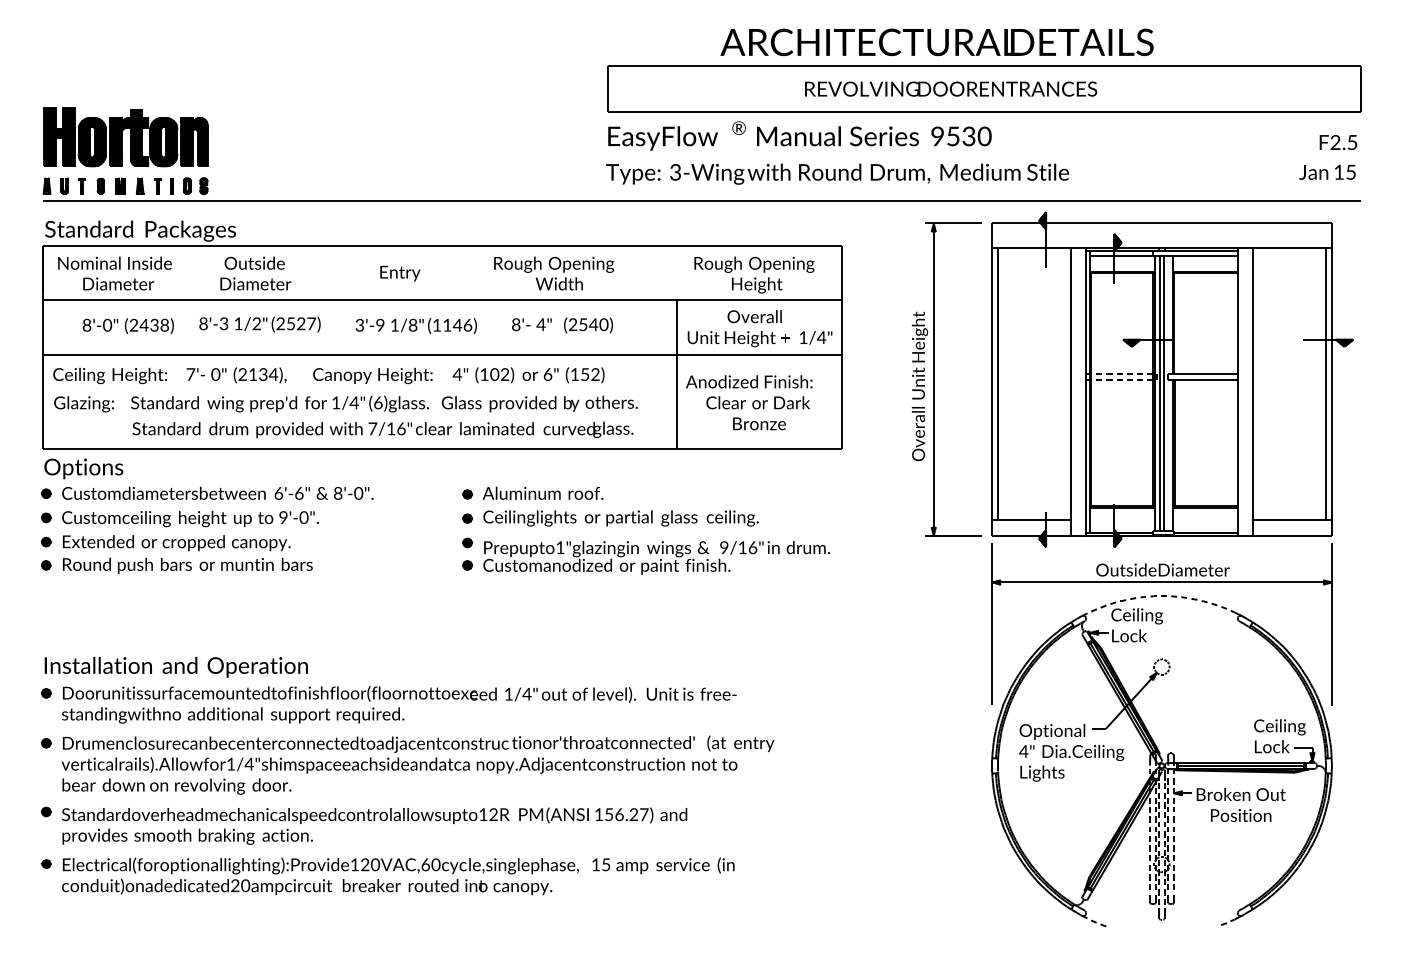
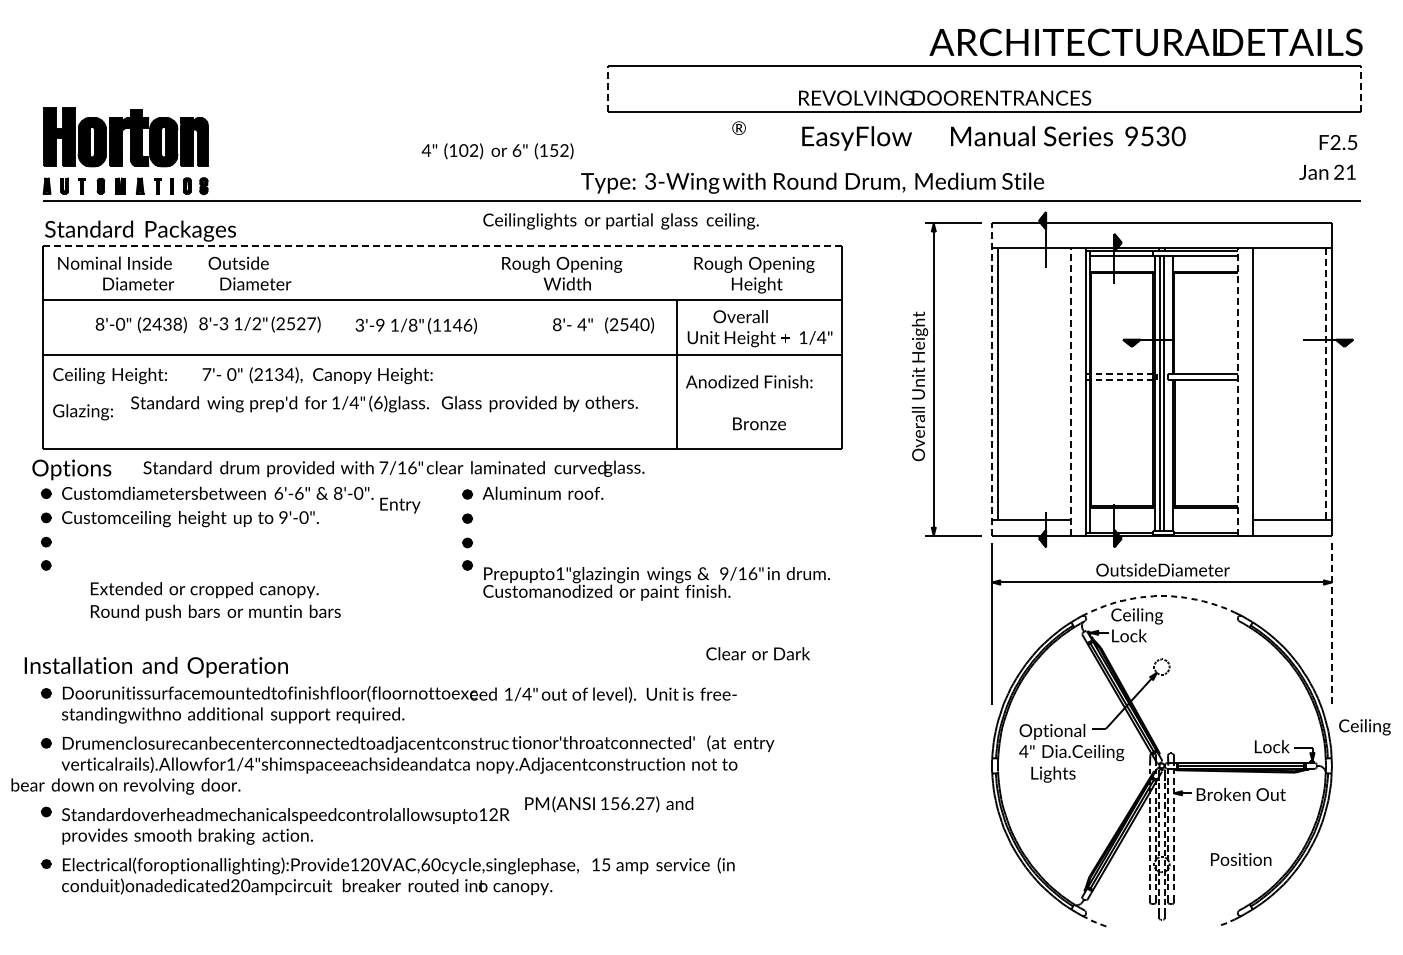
text position: (936, 42) -> (1145, 42) (1145, 42)
text position: (951, 88) -> (945, 97) (945, 97)
line: solid -> dashed (607, 89)
line: solid -> dashed (1360, 89)
text position: (799, 138) -> (993, 138) (993, 138)
text: 15 -> 21 (1344, 171)
text position: (837, 173) -> (812, 182) (812, 182)
line: solid -> dashed (442, 245)
text position: (254, 262) -> (238, 262) (238, 262)
text position: (400, 273) -> (400, 505) (400, 505)
text position: (554, 273) -> (562, 273) (562, 273)
text position: (118, 283) -> (138, 283) (138, 283)
text position: (754, 316) -> (740, 316) (740, 316)
text position: (127, 325) -> (140, 324) (140, 324)
text position: (562, 325) -> (603, 325) (603, 325)
text position: (236, 375) -> (252, 375) (252, 375)
text position: (528, 375) -> (497, 151) (497, 151)
line: solid -> dashed (992, 379)
line: solid -> dashed (1326, 384)
line: solid -> dashed (1071, 392)
line: solid -> dashed (1238, 392)
text position: (757, 402) -> (757, 653) (757, 653)
text position: (83, 404) -> (82, 412) (82, 412)
text position: (382, 429) -> (393, 468) (393, 468)
text position: (83, 468) -> (71, 469) (71, 469)
text position: (620, 518) -> (620, 221) (620, 221)
text position: (187, 554) -> (215, 601) (215, 601)
text position: (656, 557) -> (656, 583) (656, 583)
line: solid -> dashed (1332, 625)
text position: (175, 666) -> (155, 666) (155, 666)
text position: (1279, 727) -> (1364, 727) (1364, 727)
text position: (1042, 773) -> (1053, 774) (1053, 774)
text position: (176, 786) -> (125, 786) (125, 786)
text position: (603, 815) -> (609, 804) (609, 804)
text position: (1241, 815) -> (1241, 859) (1241, 859)
